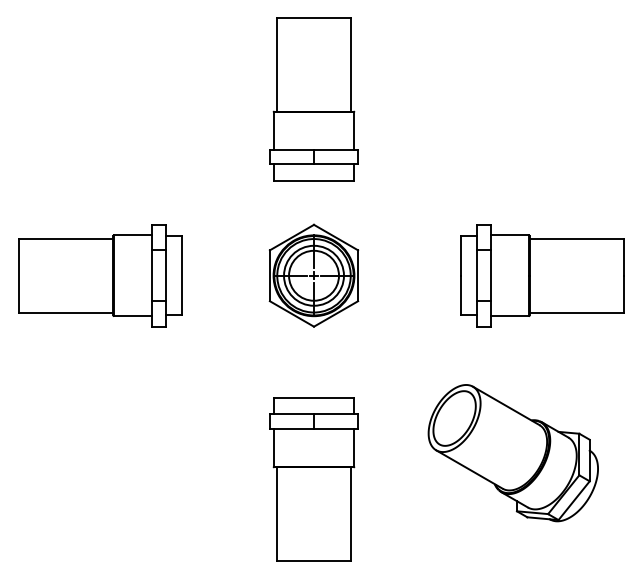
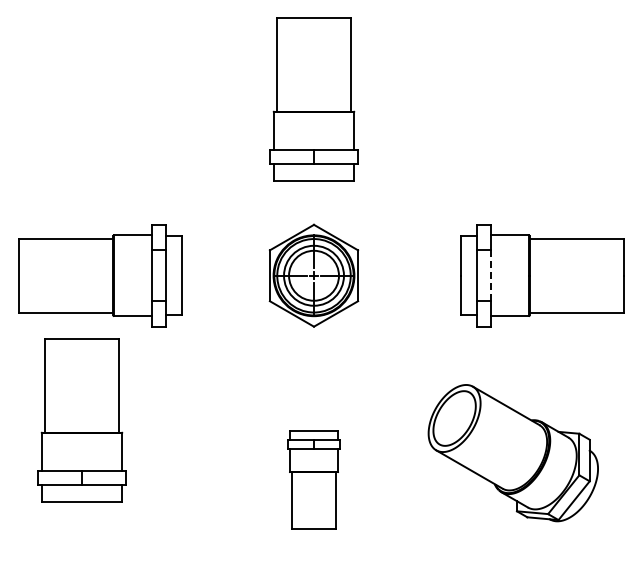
line: solid -> dashed (491, 276)
part: none -> present (81, 420)
part size: 90x165 px -> 54x100 px (313, 479)
